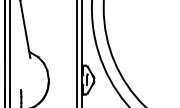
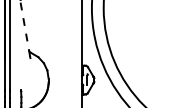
line: solid -> dashed (25, 28)
line: present -> none (76, 53)
